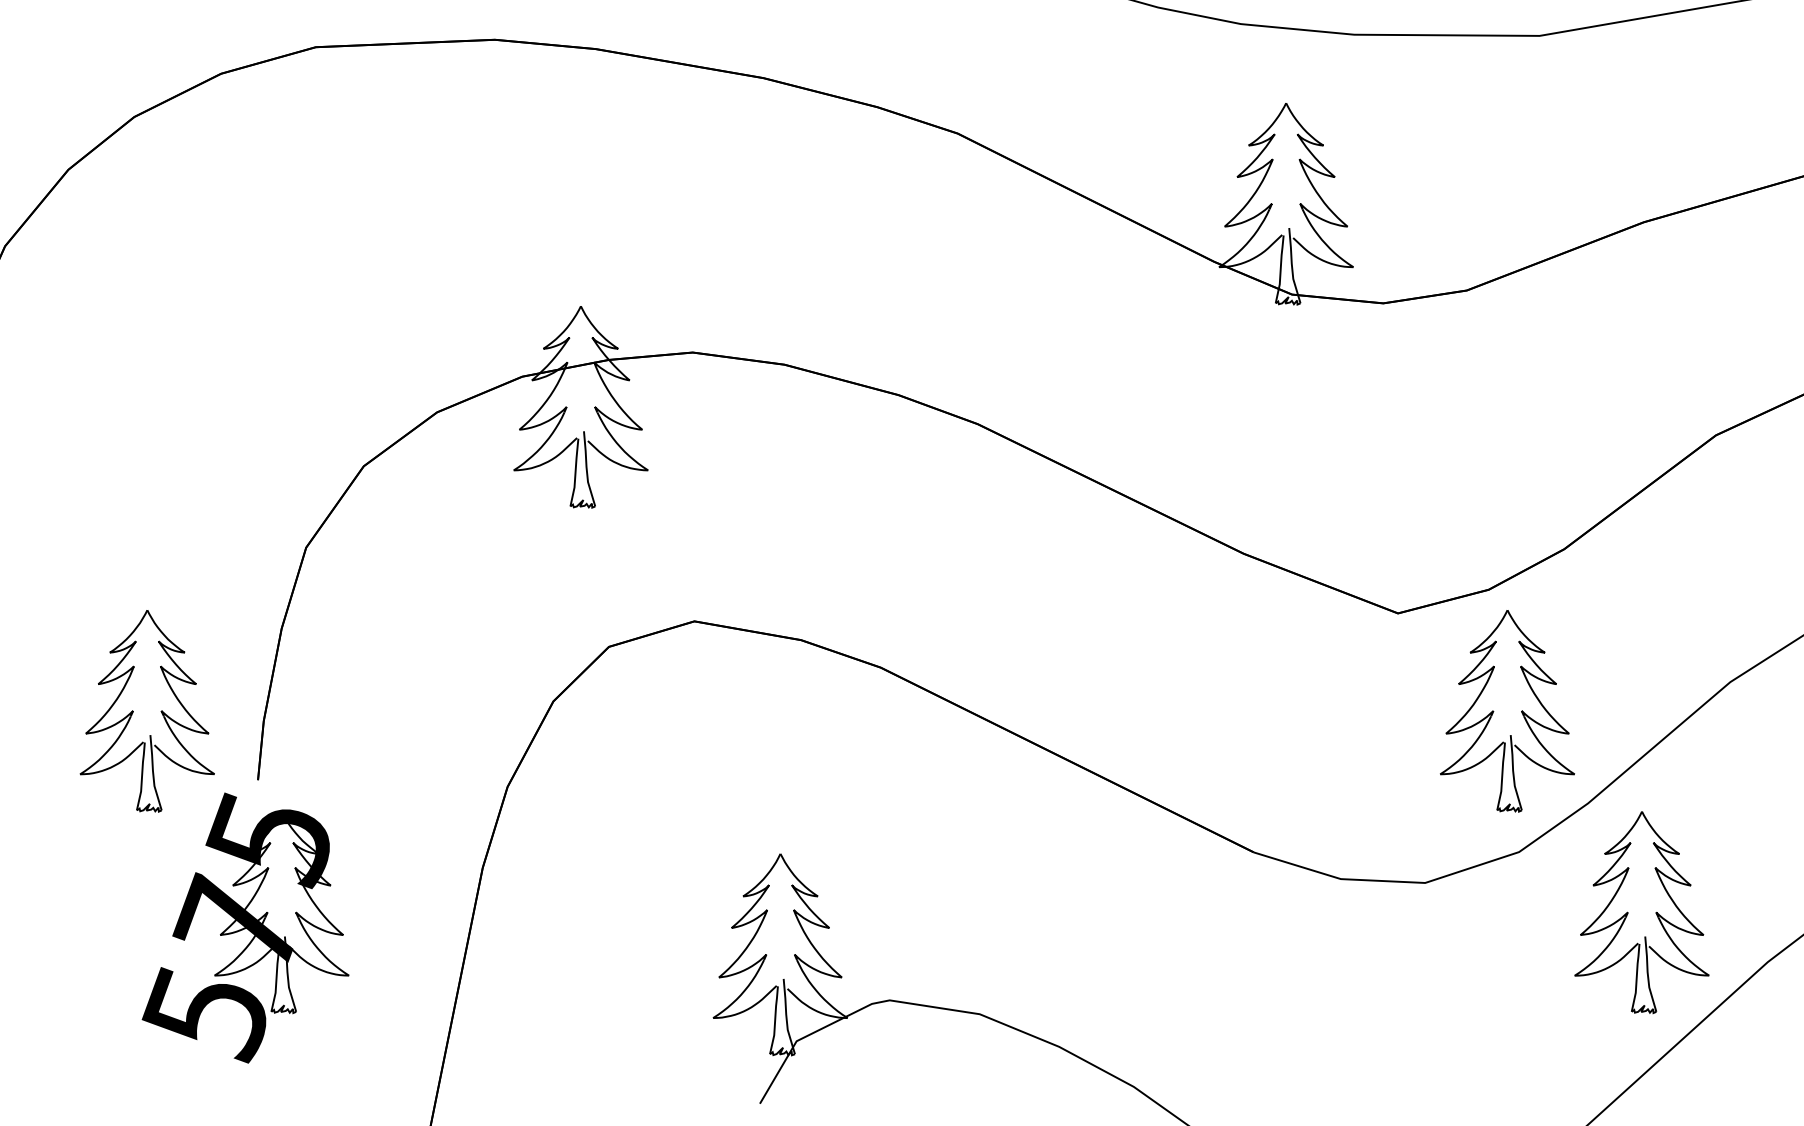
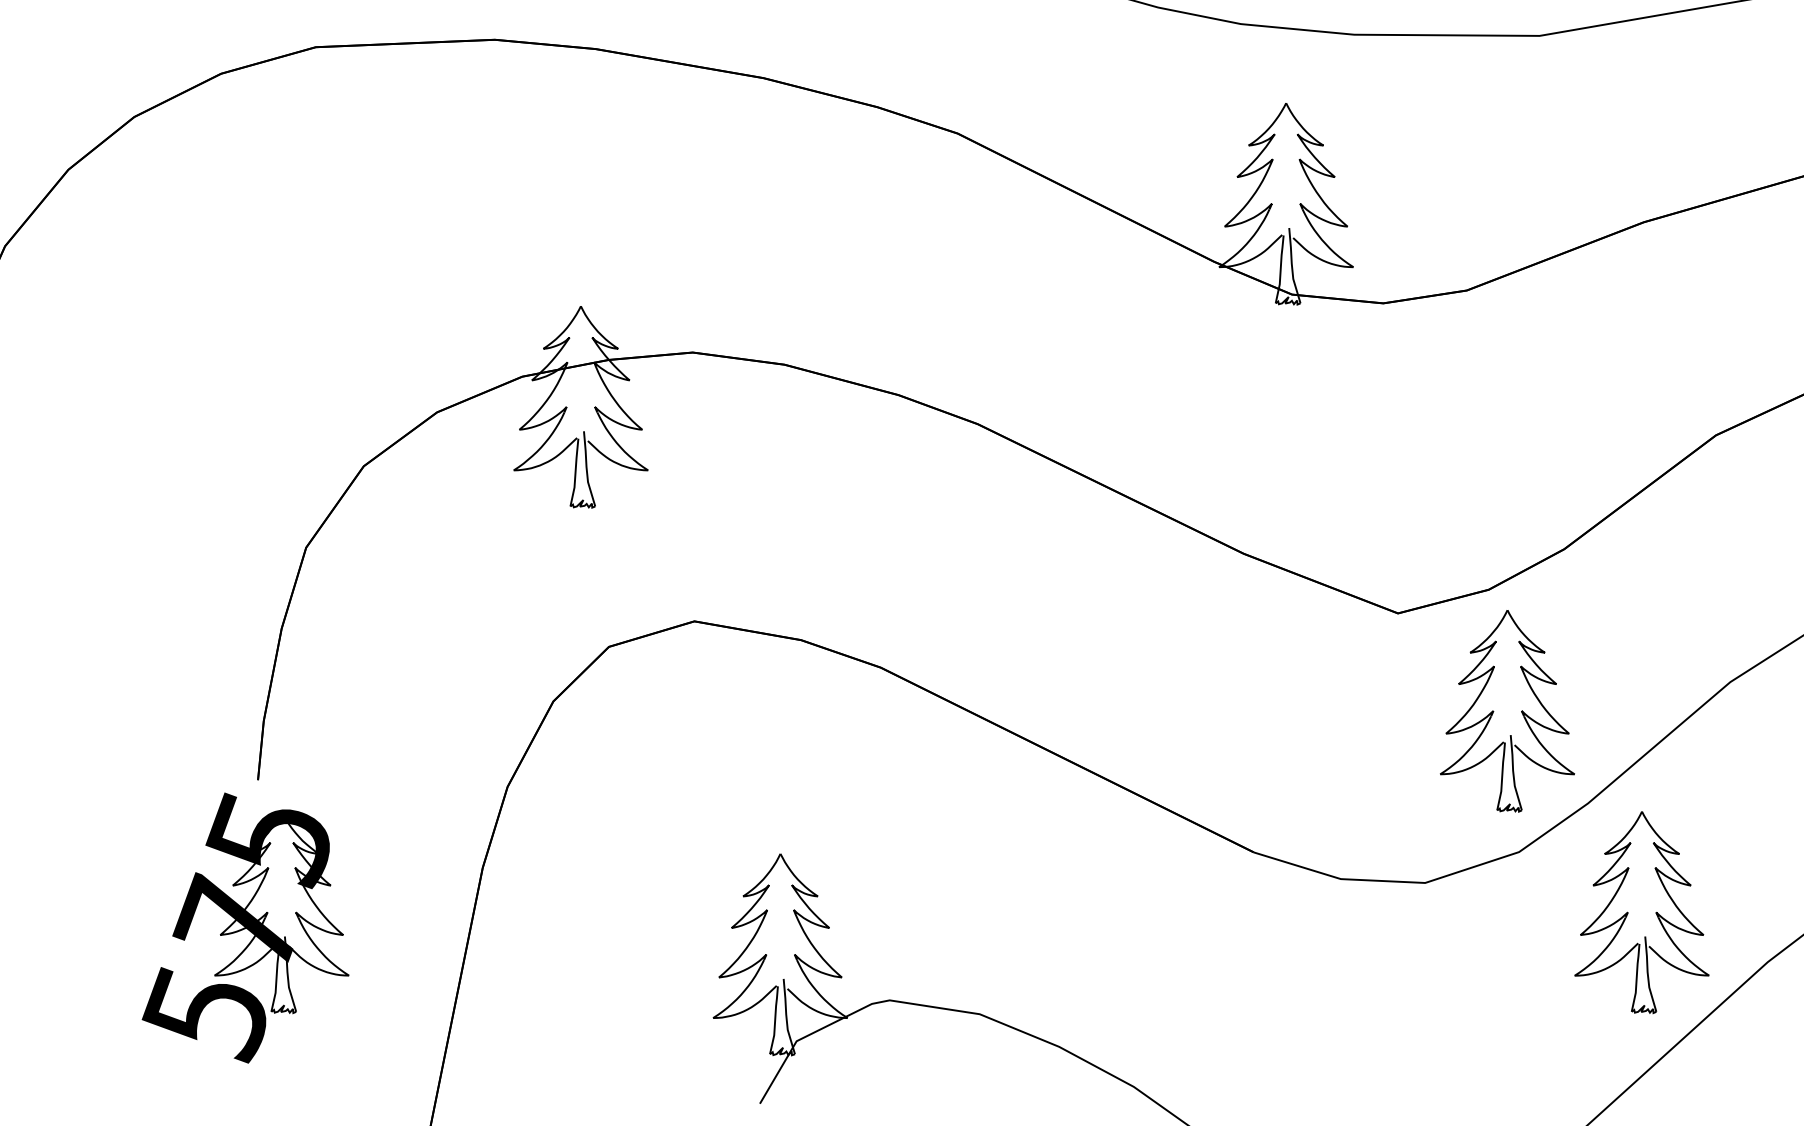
part: present -> none (133, 711)
